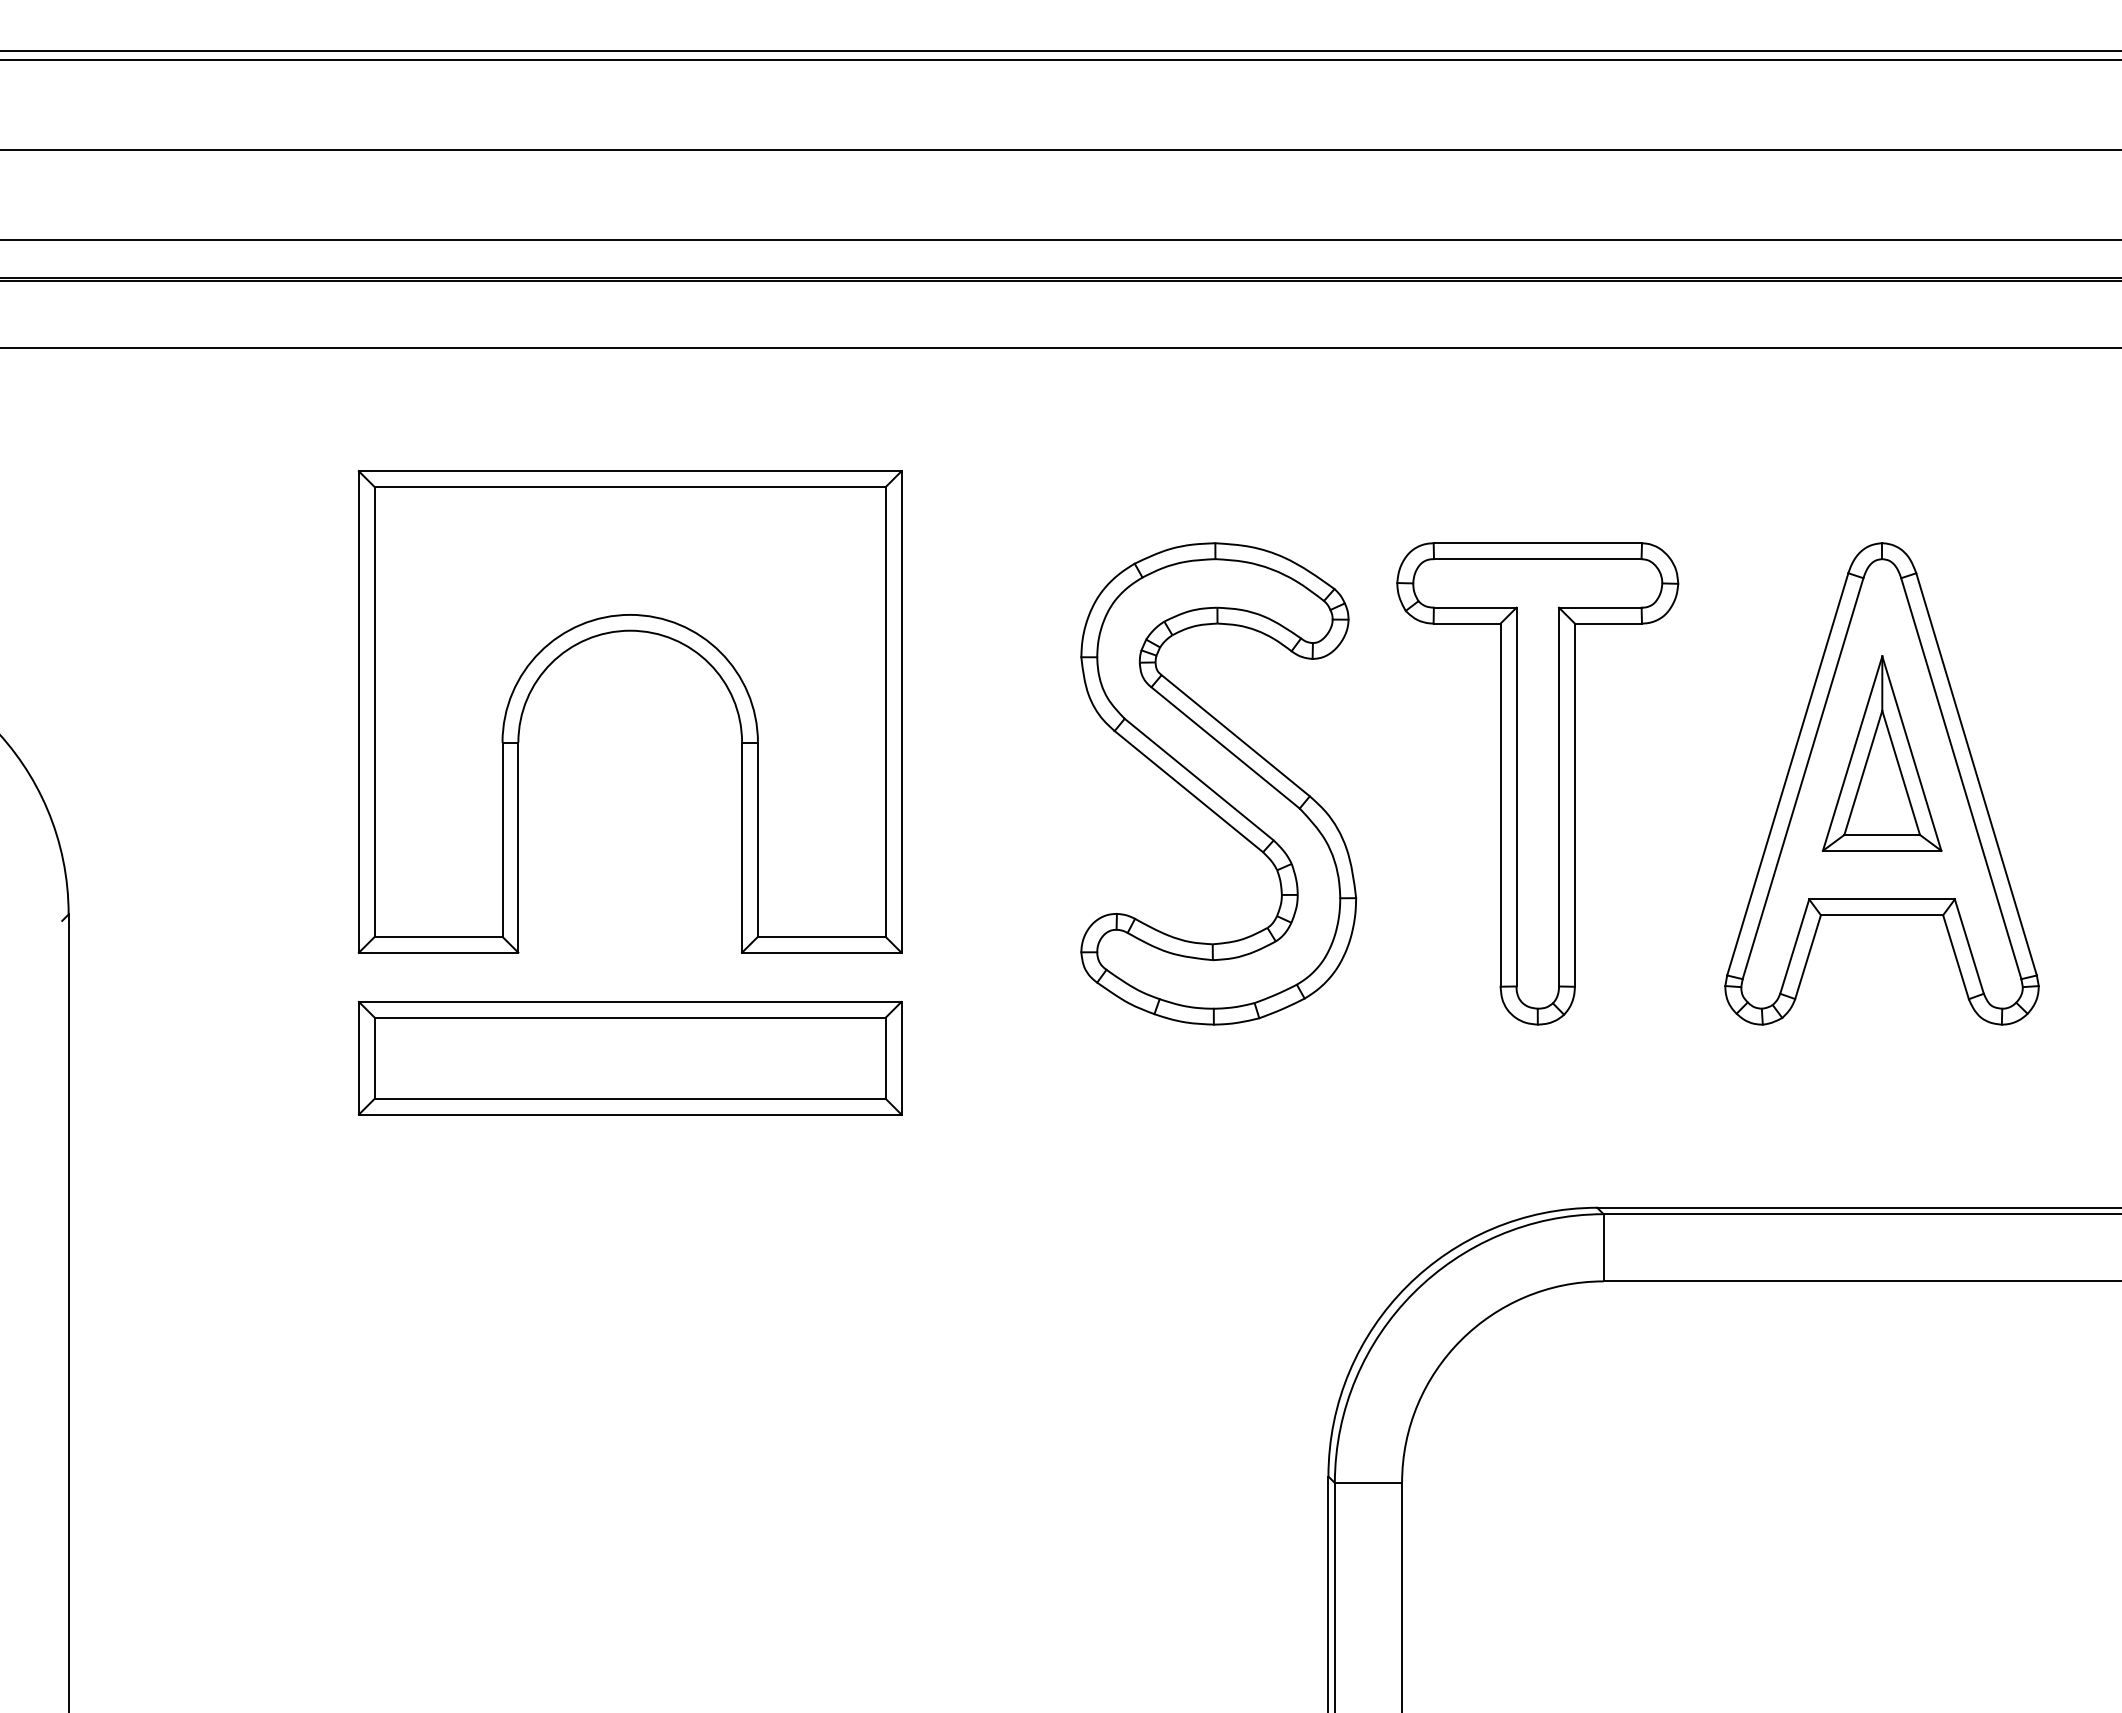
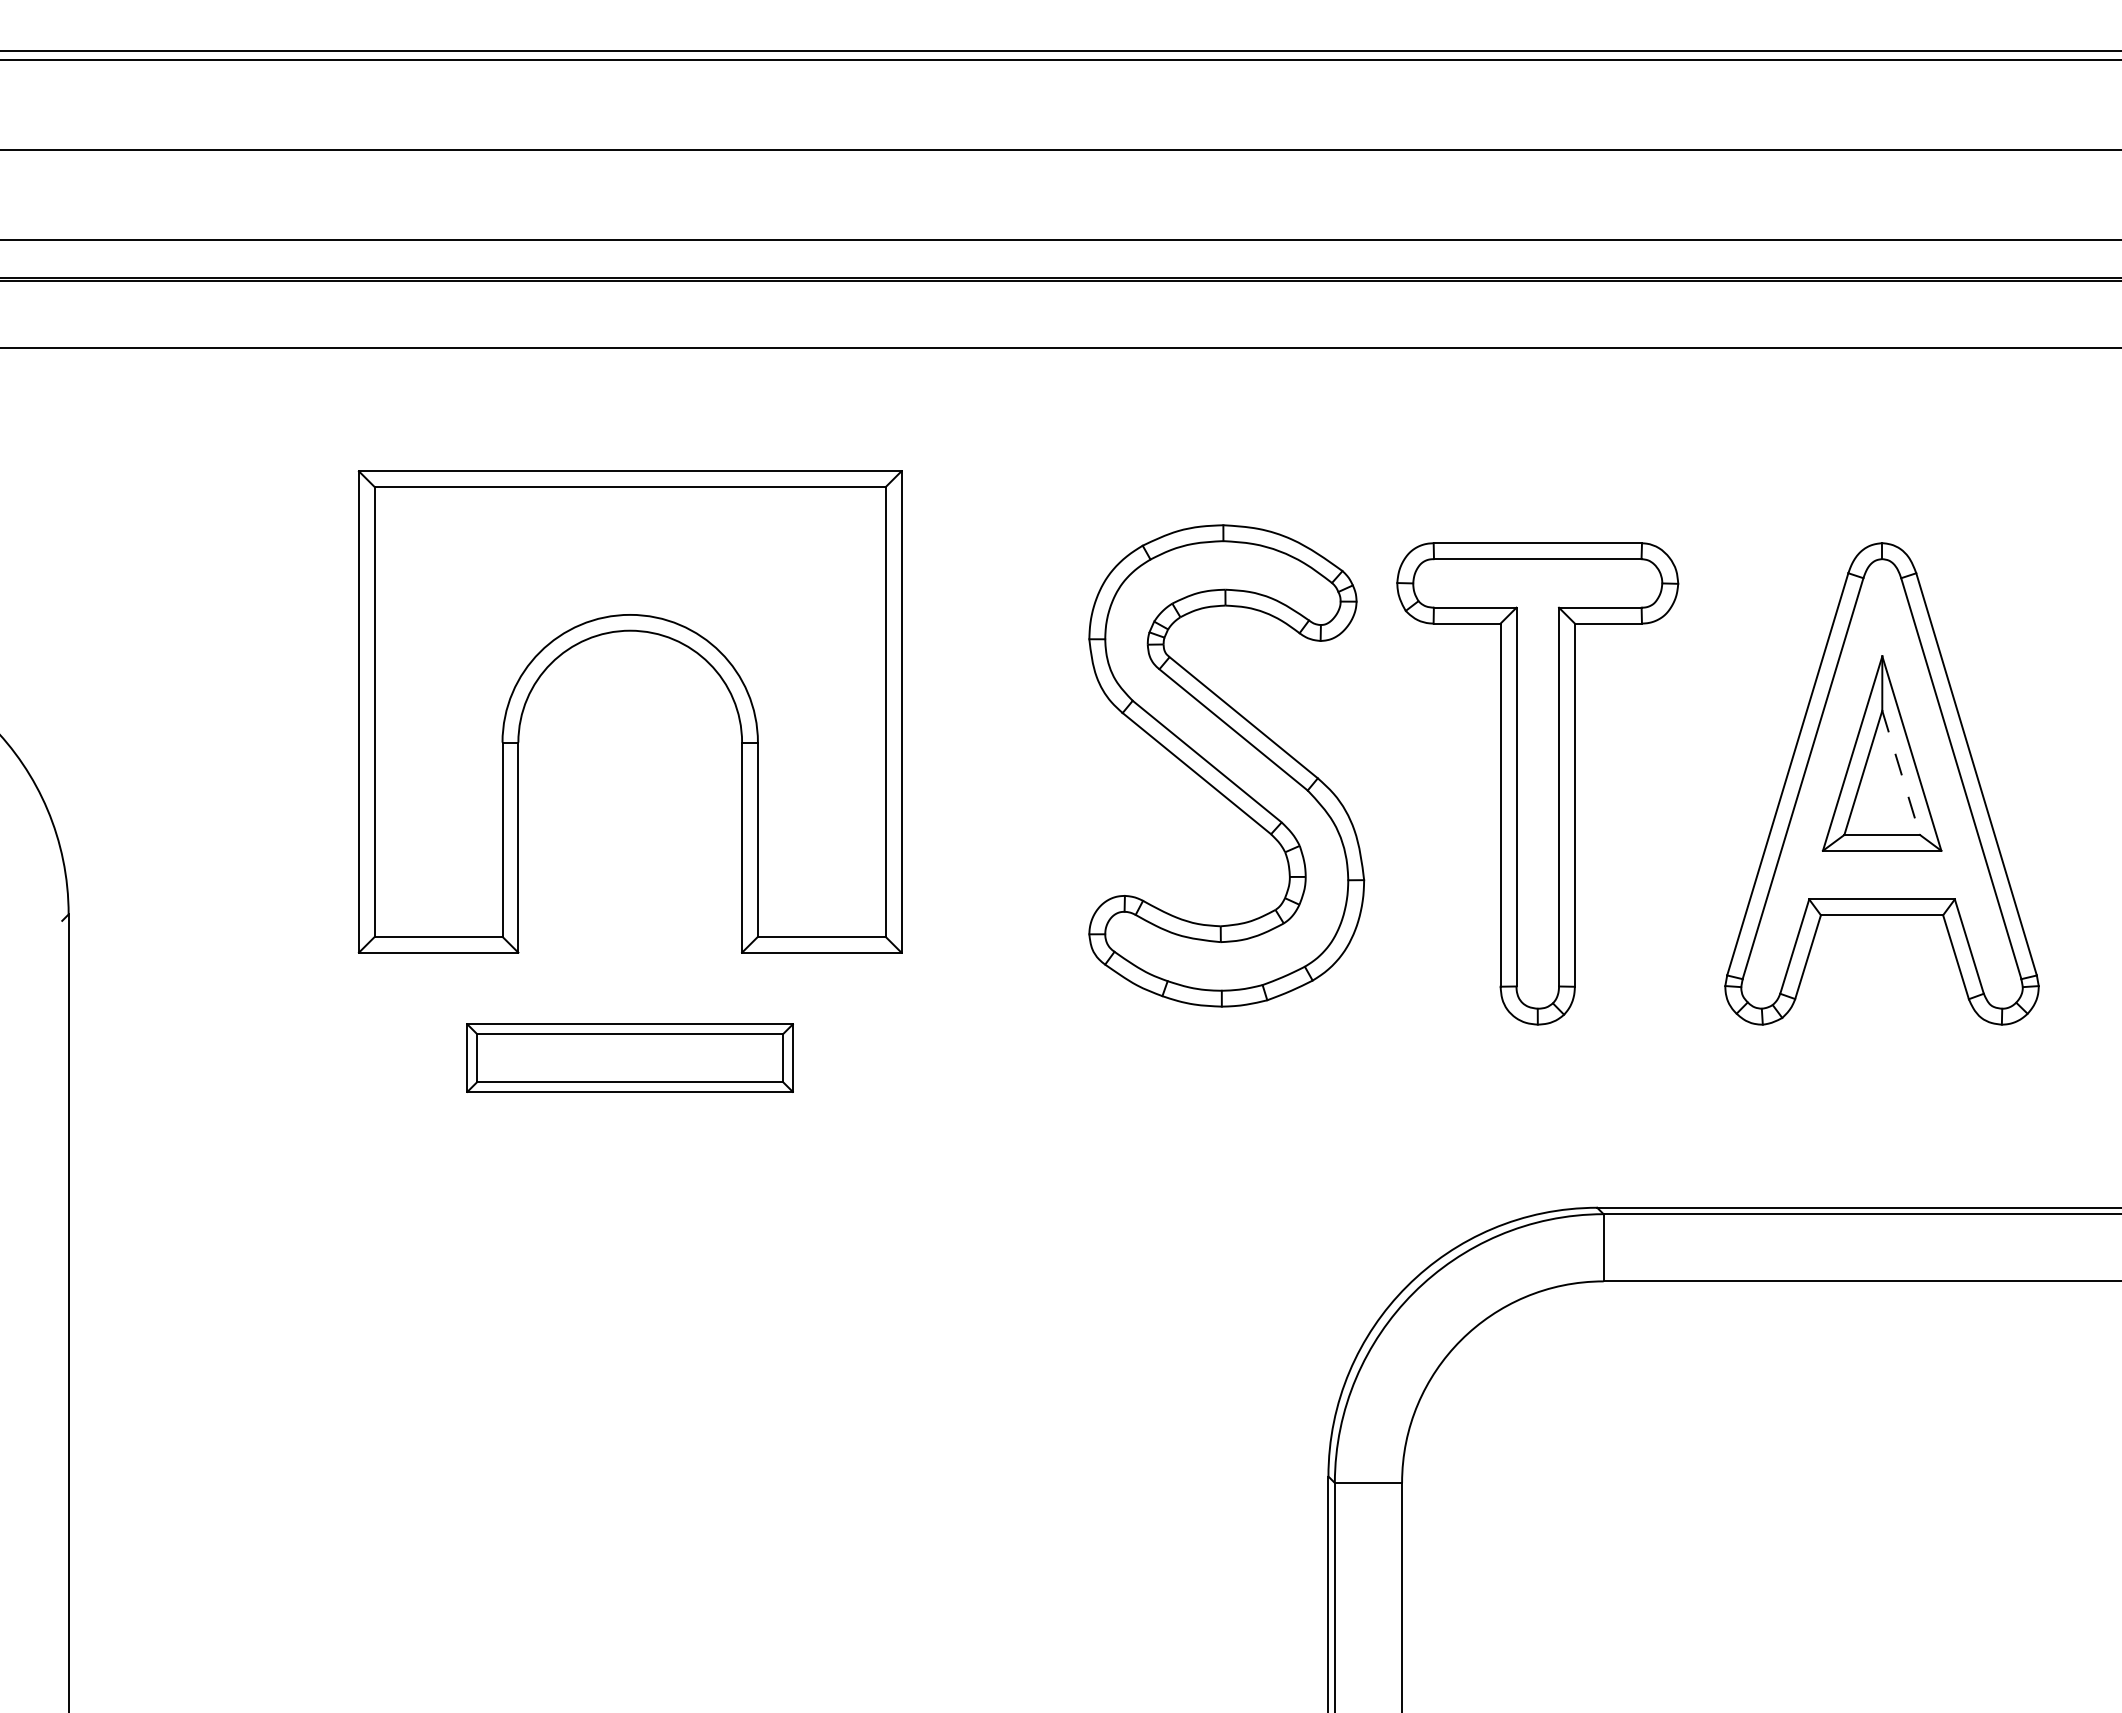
line: solid -> dashed (1901, 772)
part position: (1218, 783) -> (1226, 765) (1226, 765)
part size: 546x116 px -> 328x70 px (629, 1057)
